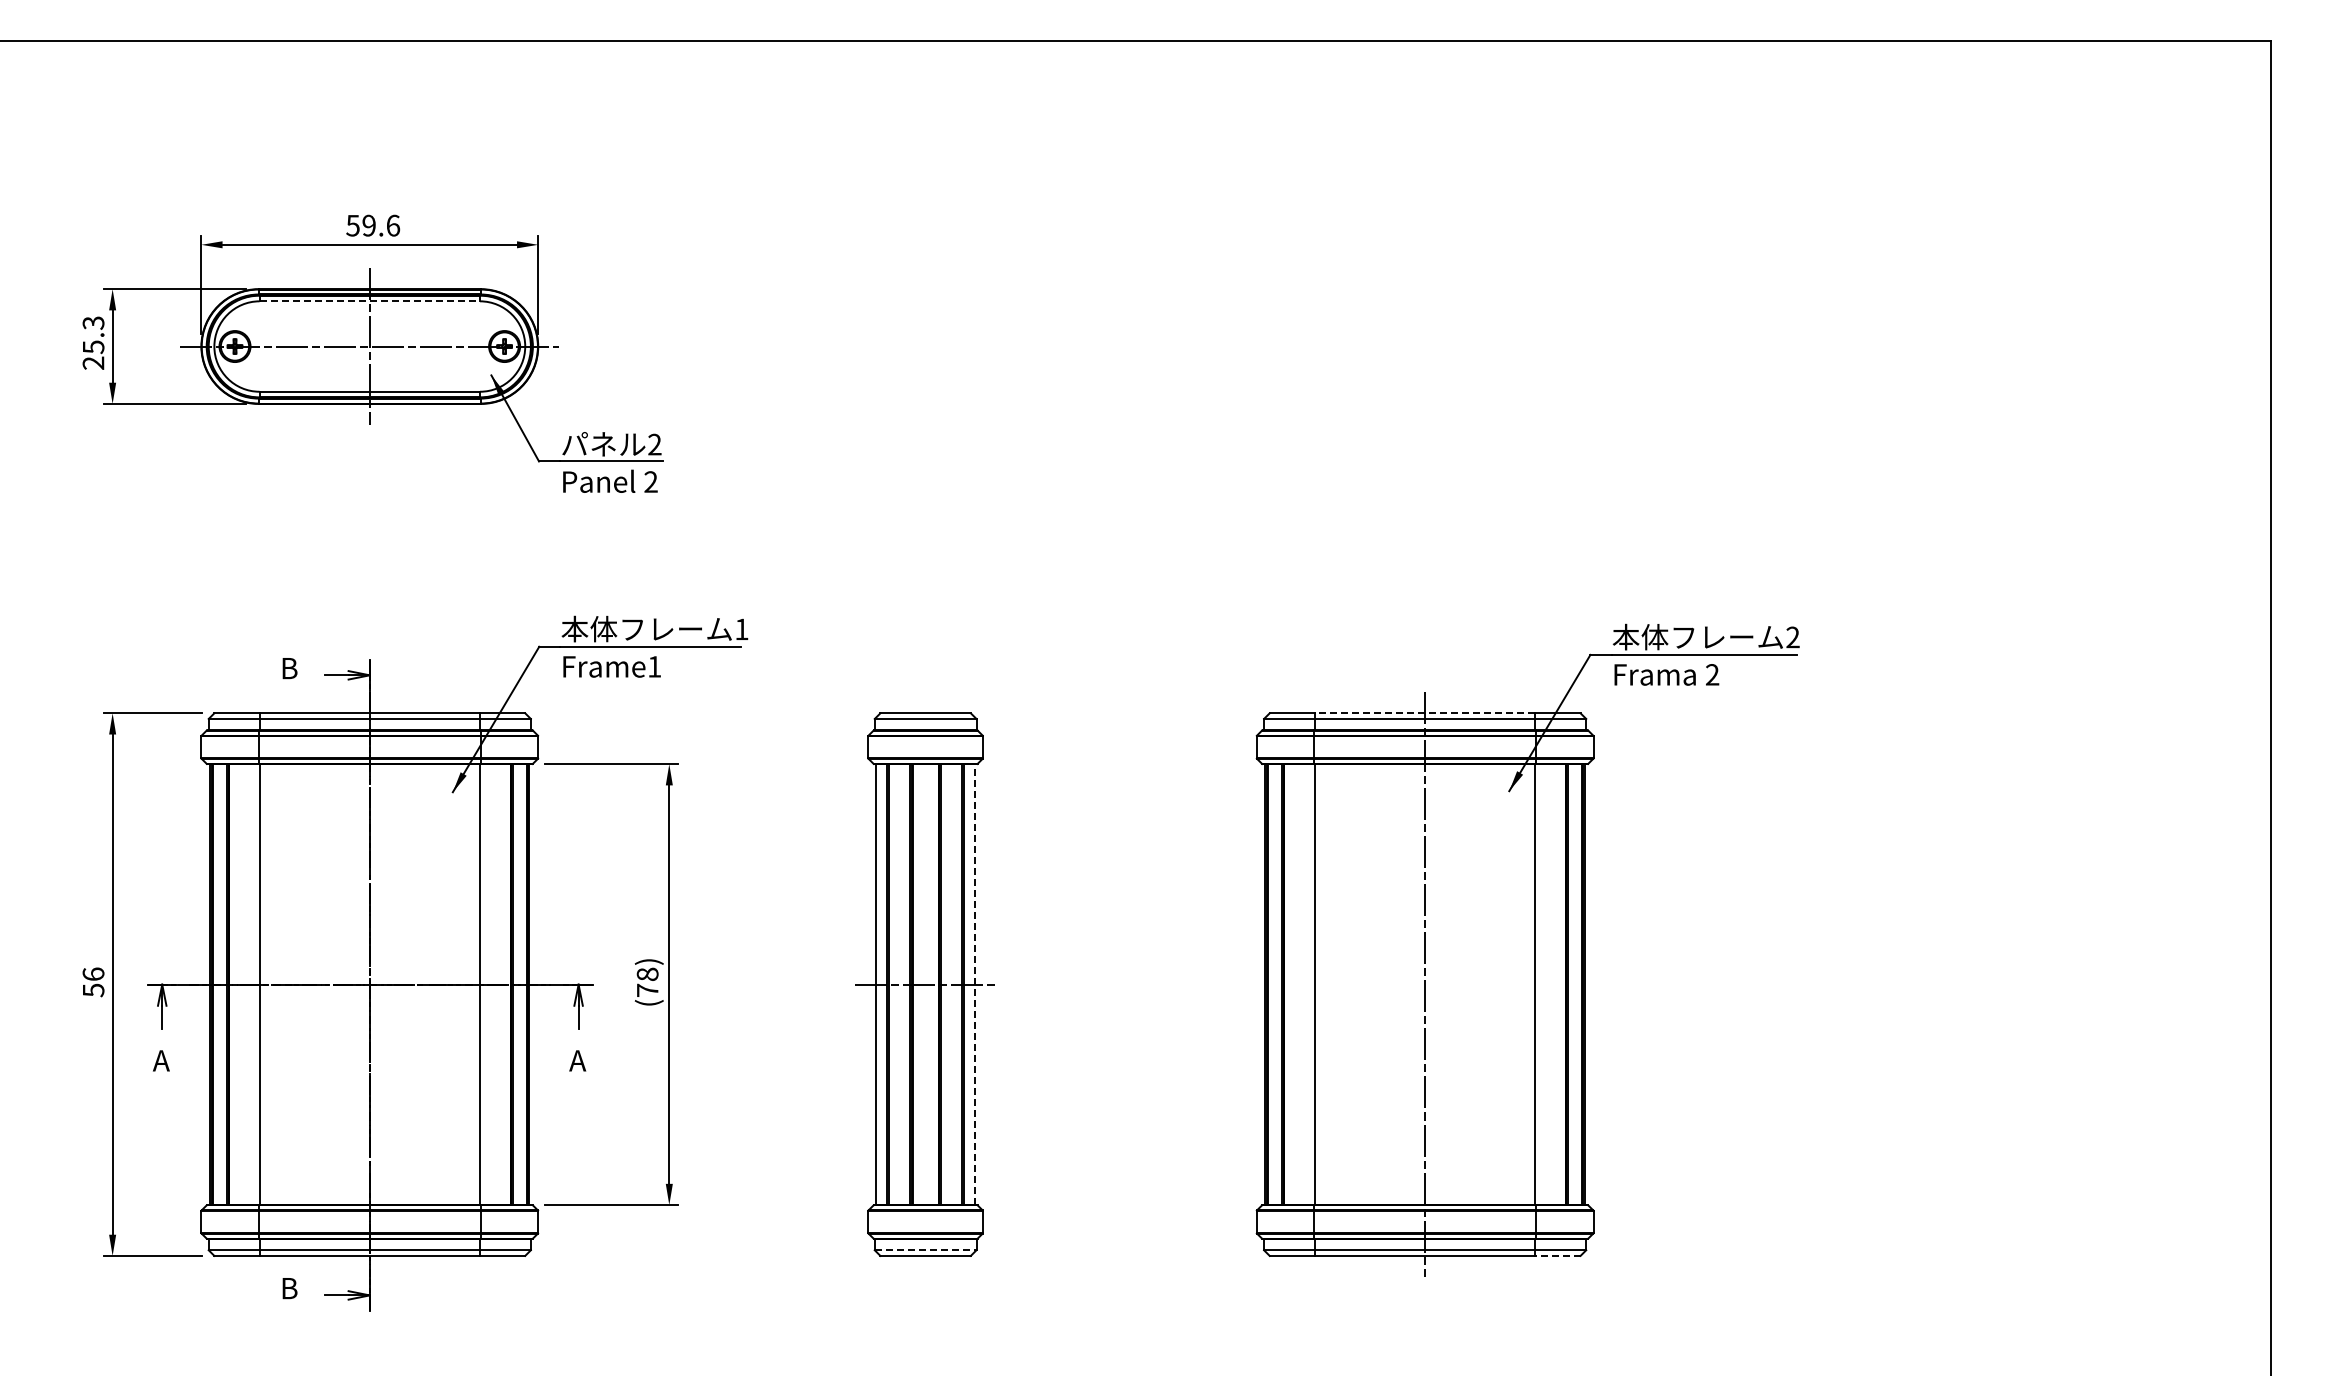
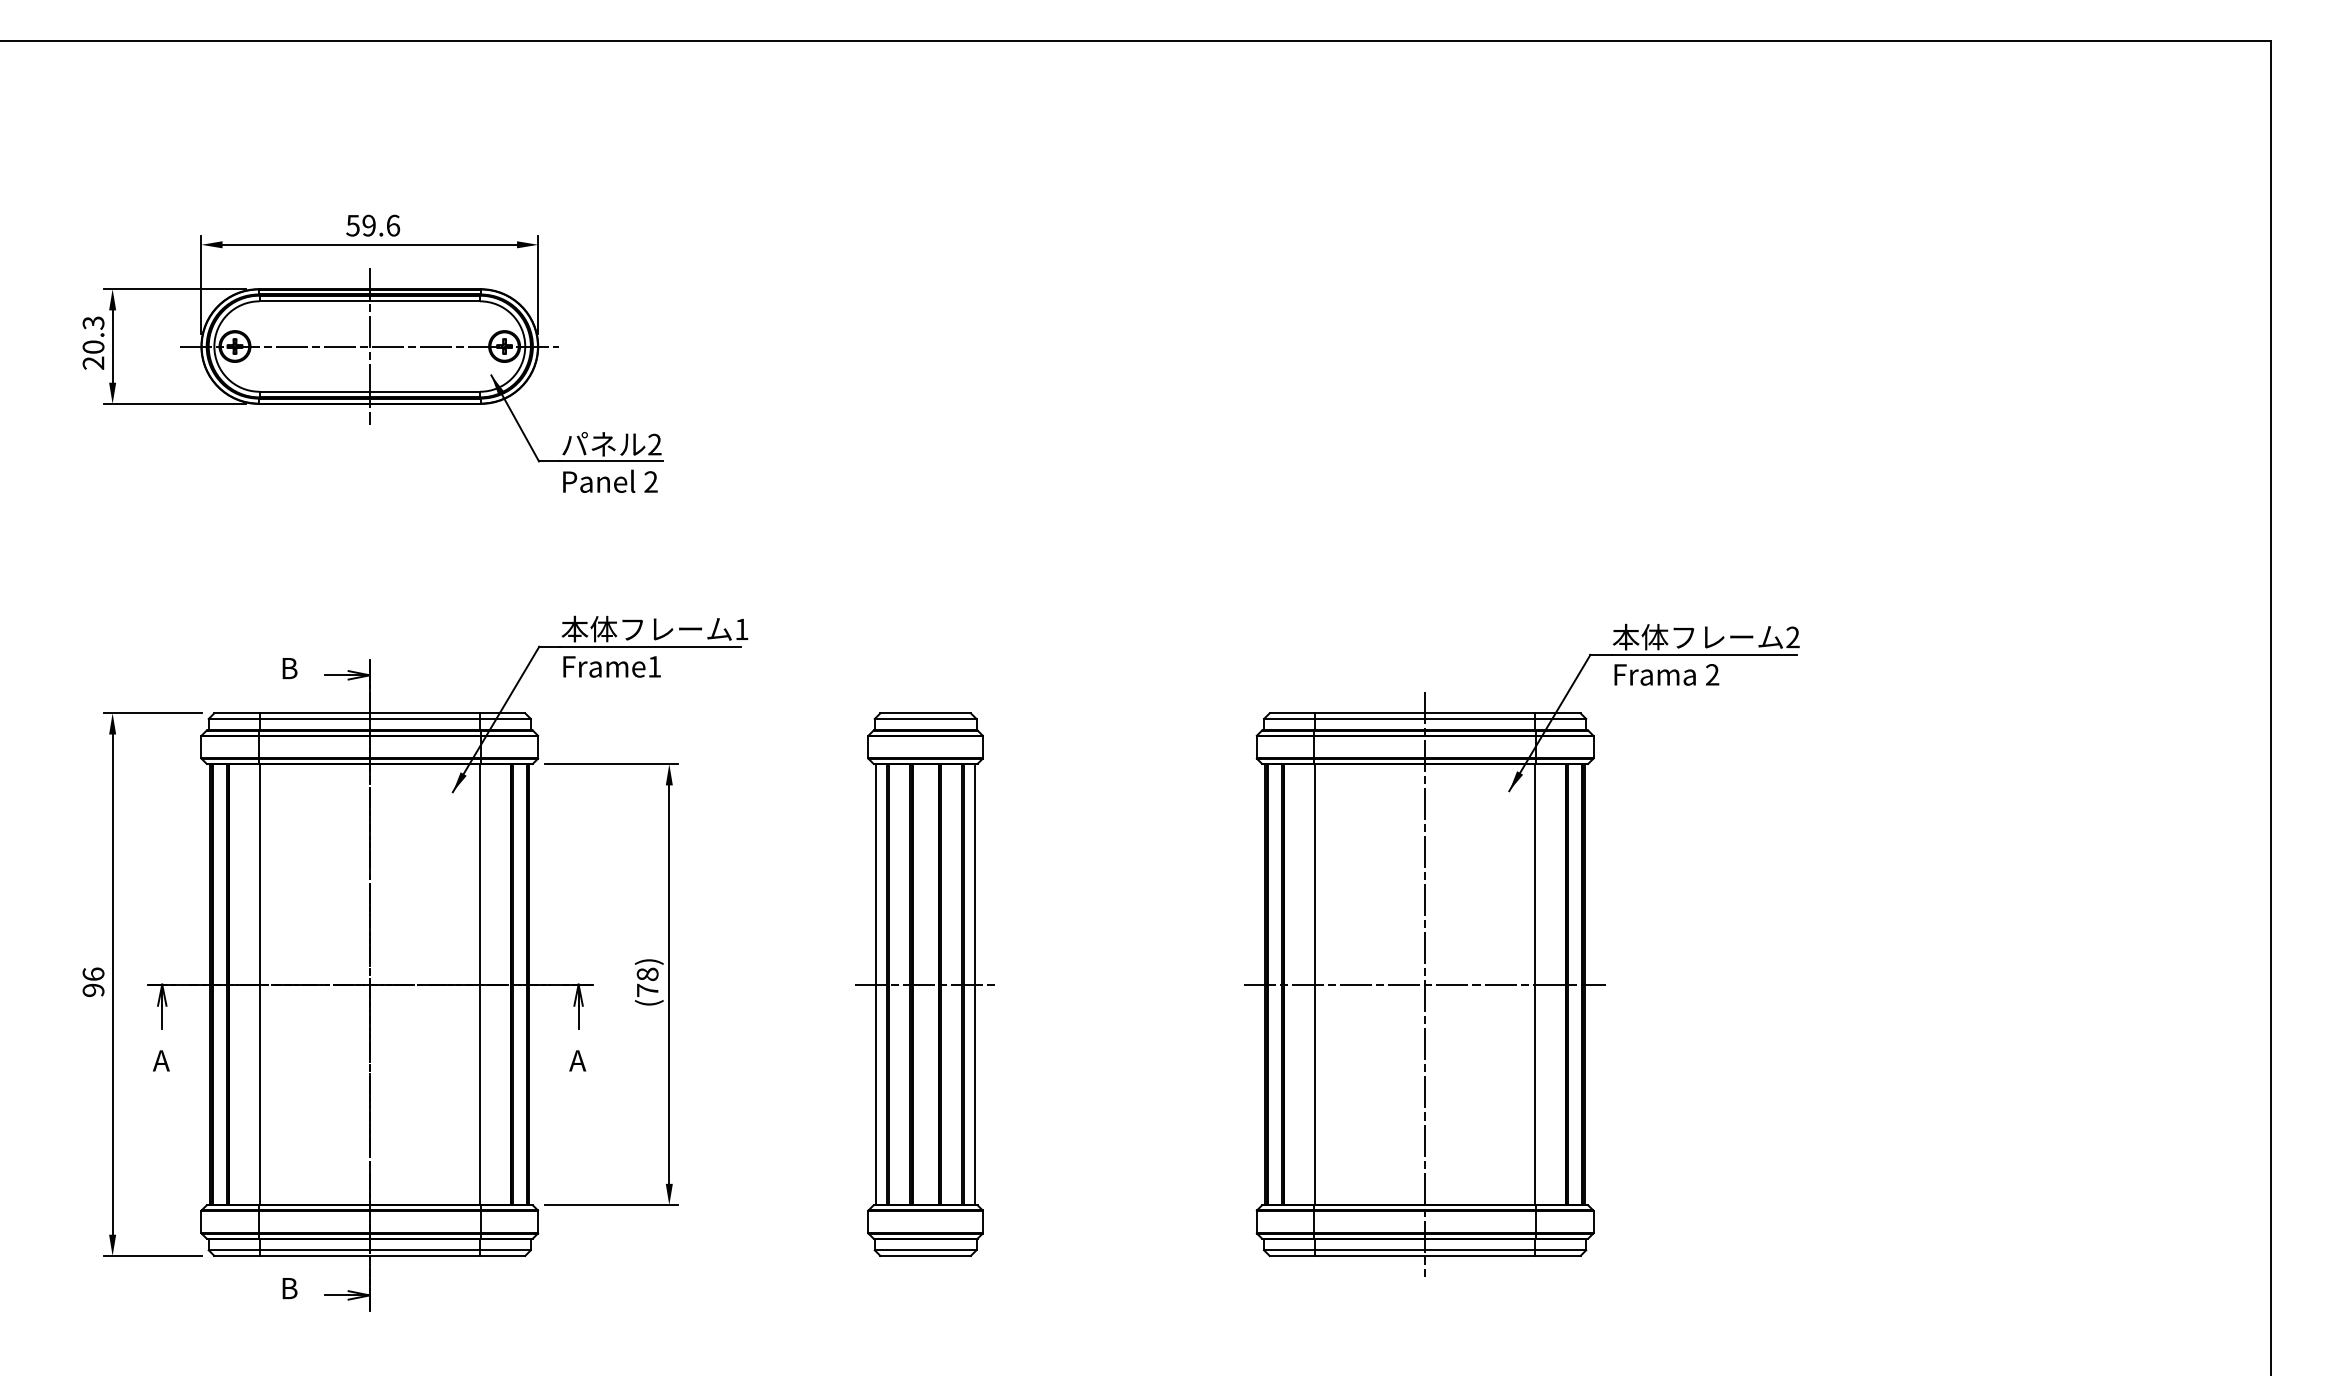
line: dashed -> solid (370, 301)
text: 25.3 -> 20.3 (93, 347)
line: dashed -> solid (1424, 713)
line: dashed -> solid (975, 984)
line: none -> present (1425, 984)
text: 56 -> 96 (93, 990)
line: dashed -> solid (925, 1250)
line: dashed -> solid (1557, 1255)
